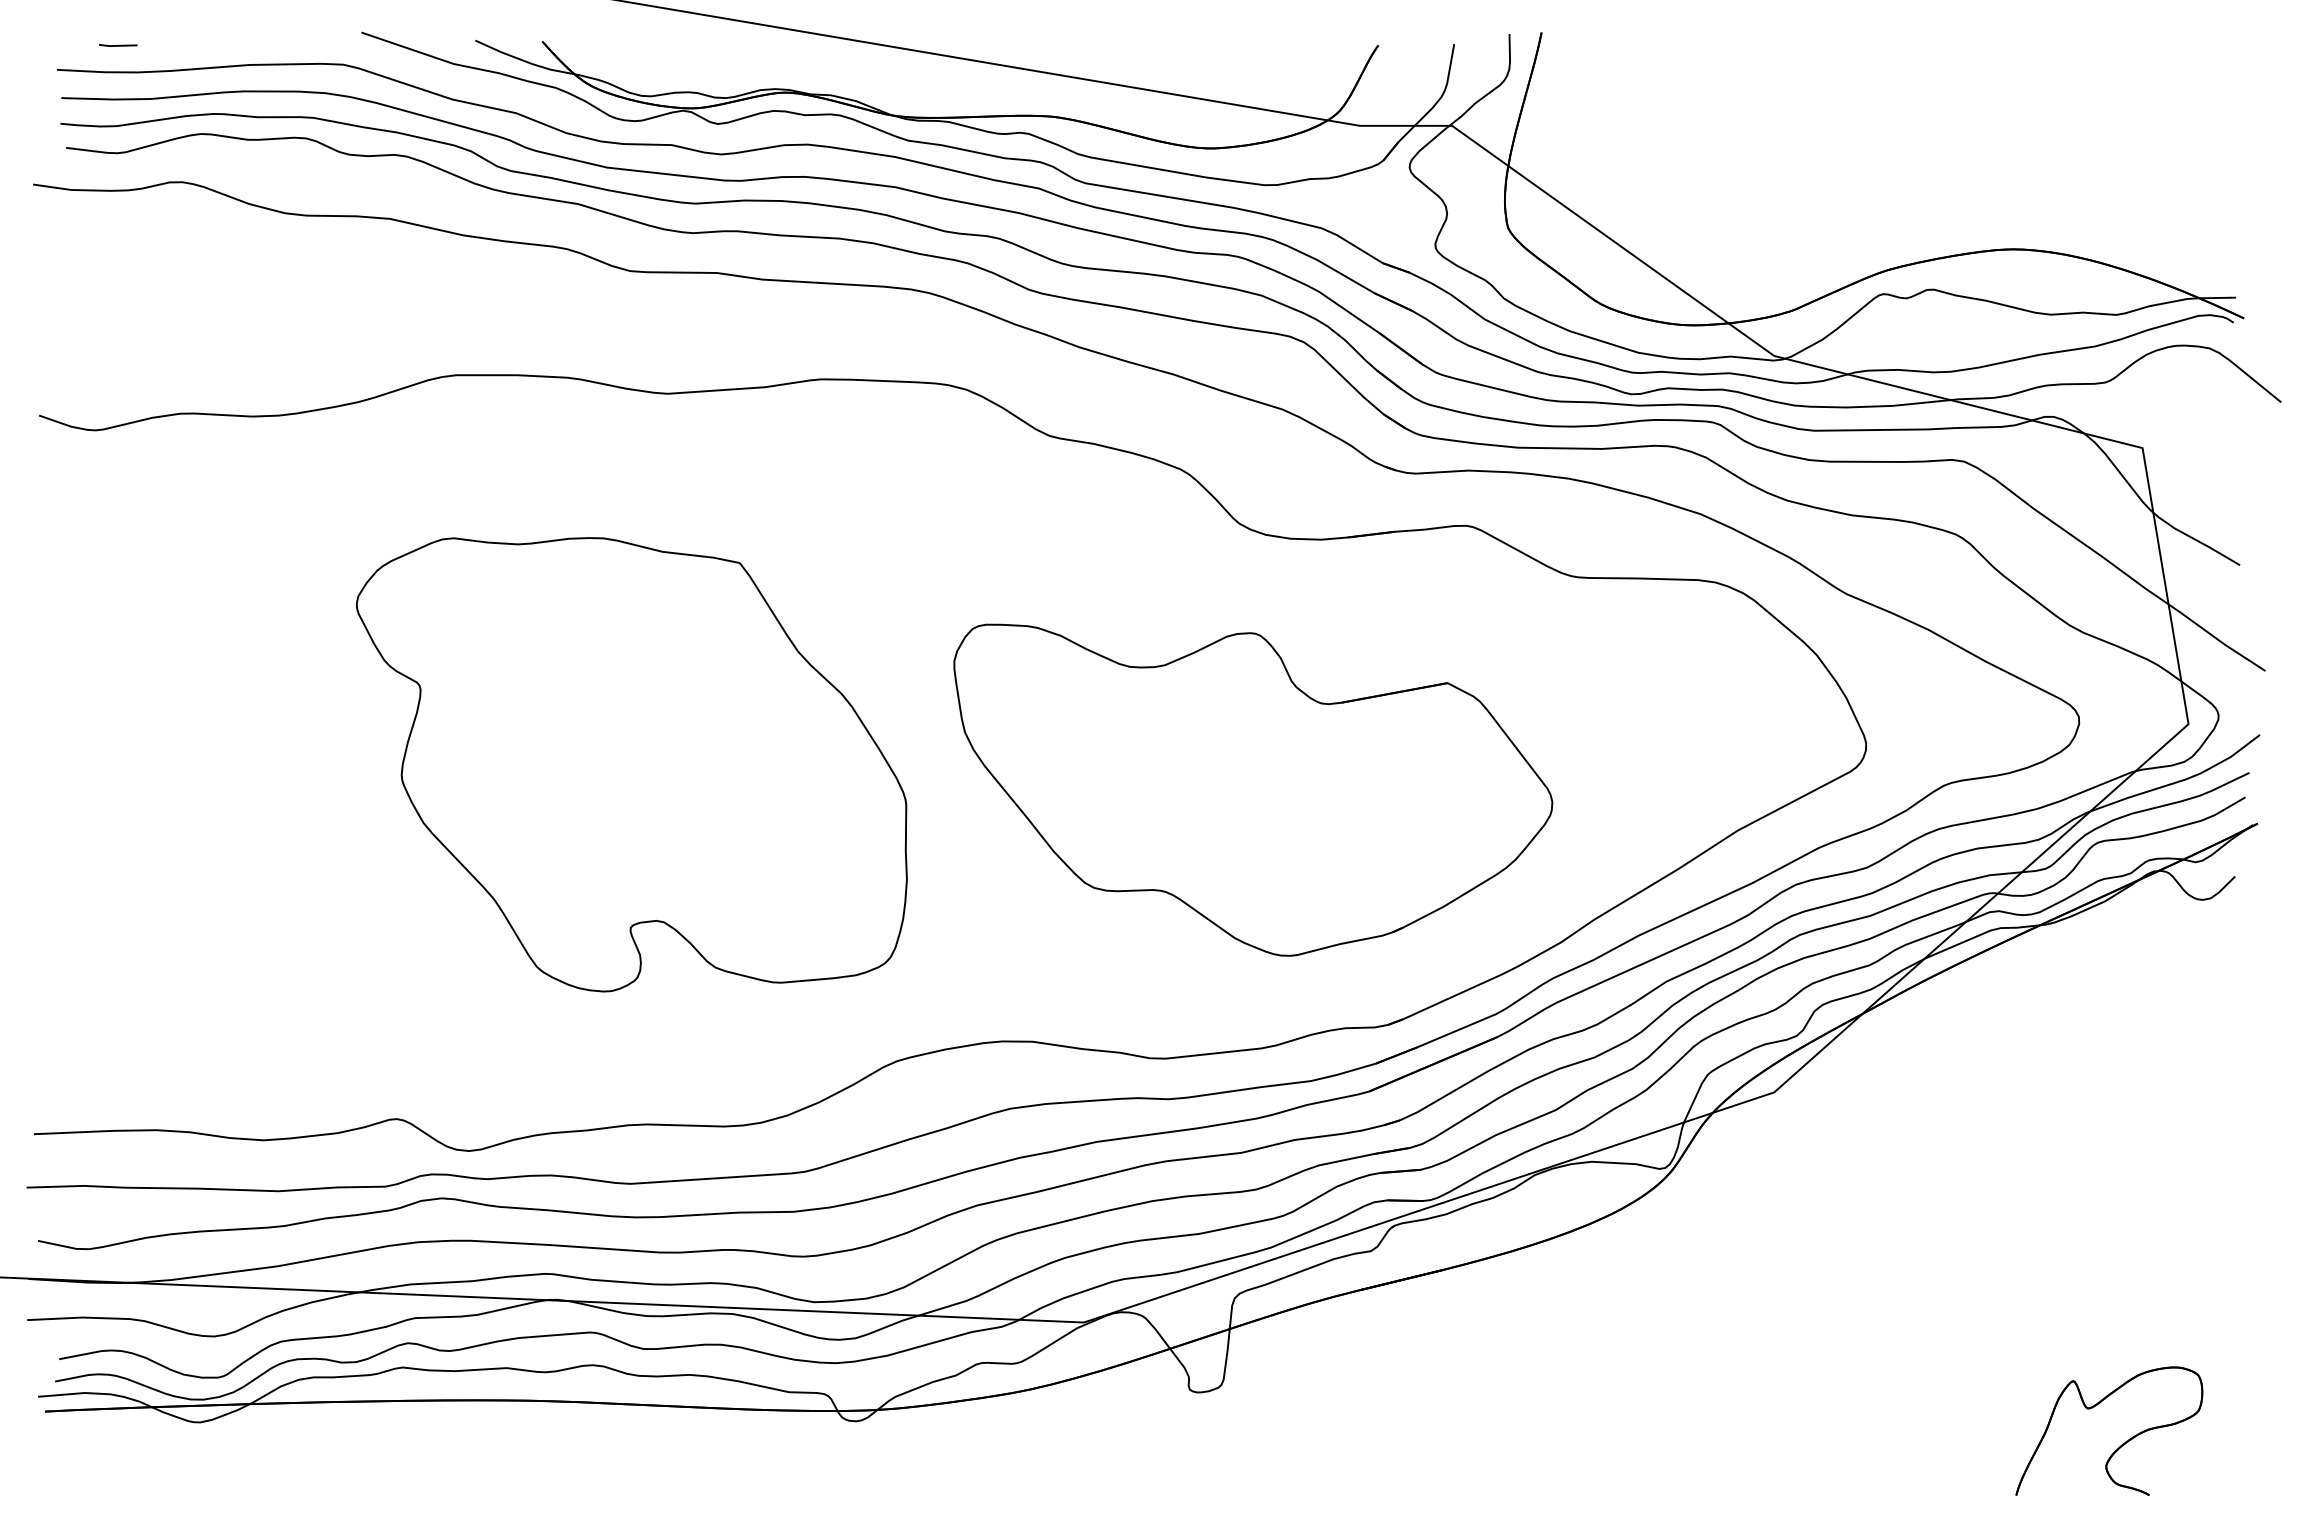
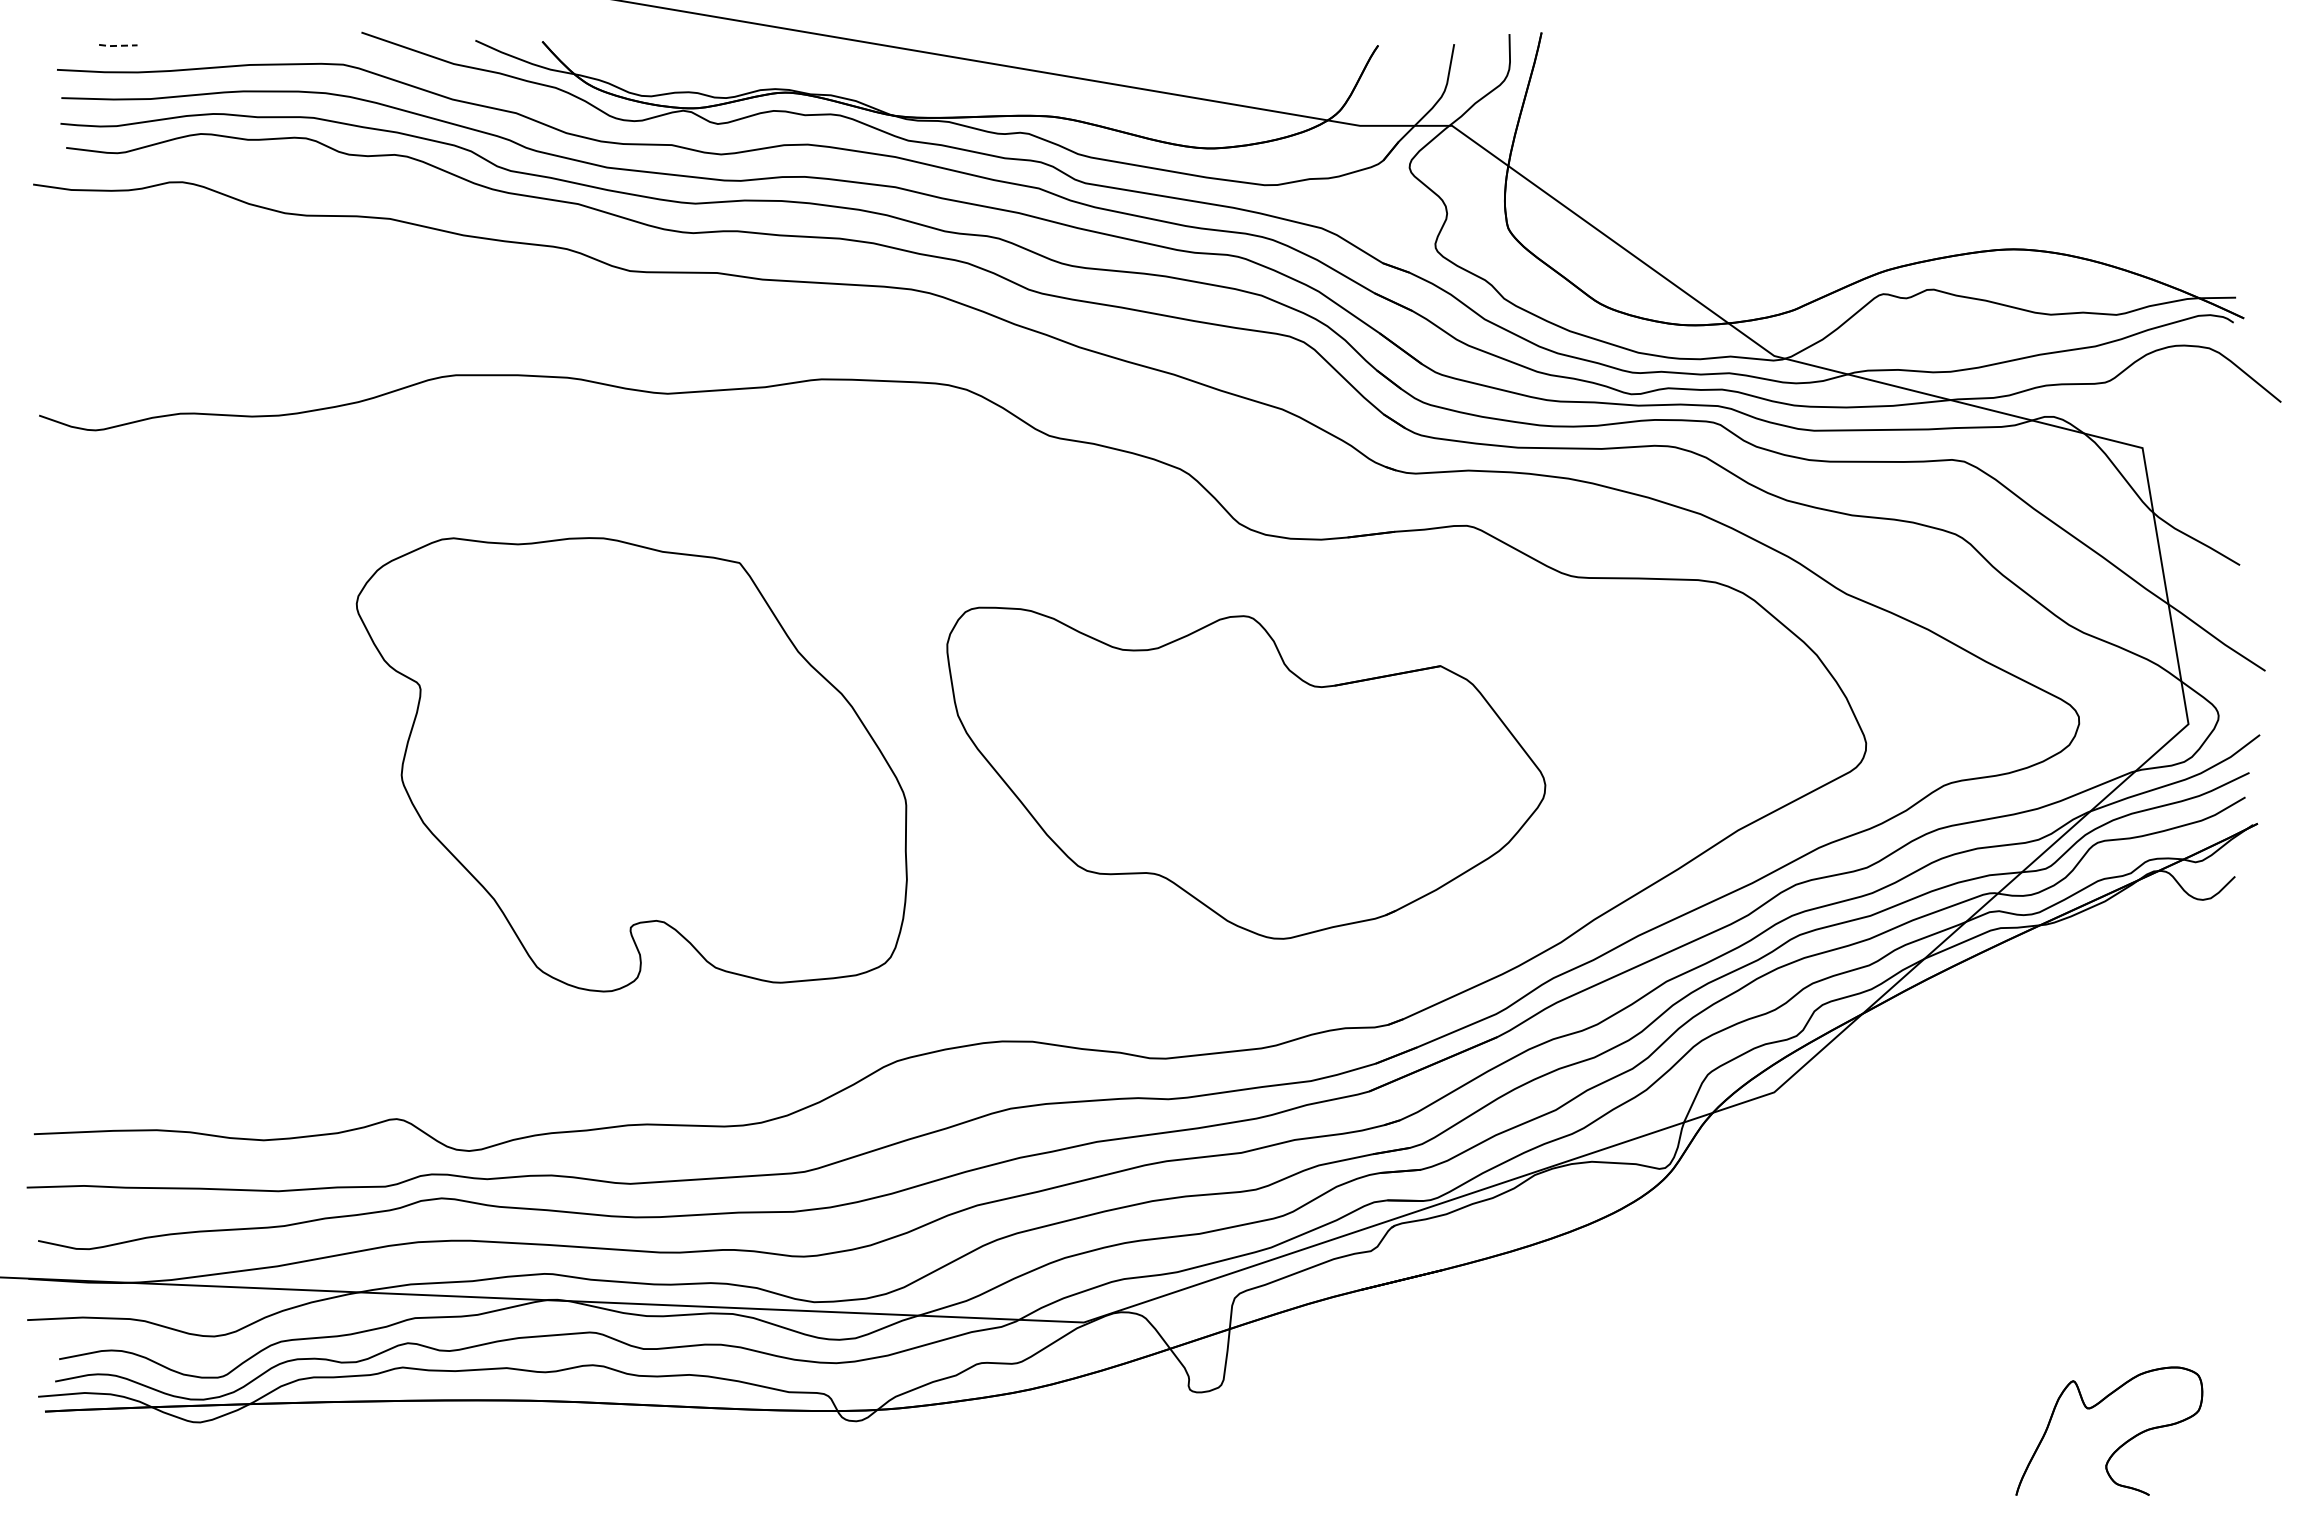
line: solid -> dashed (118, 45)
part position: (1253, 789) -> (1246, 772) (1246, 772)
